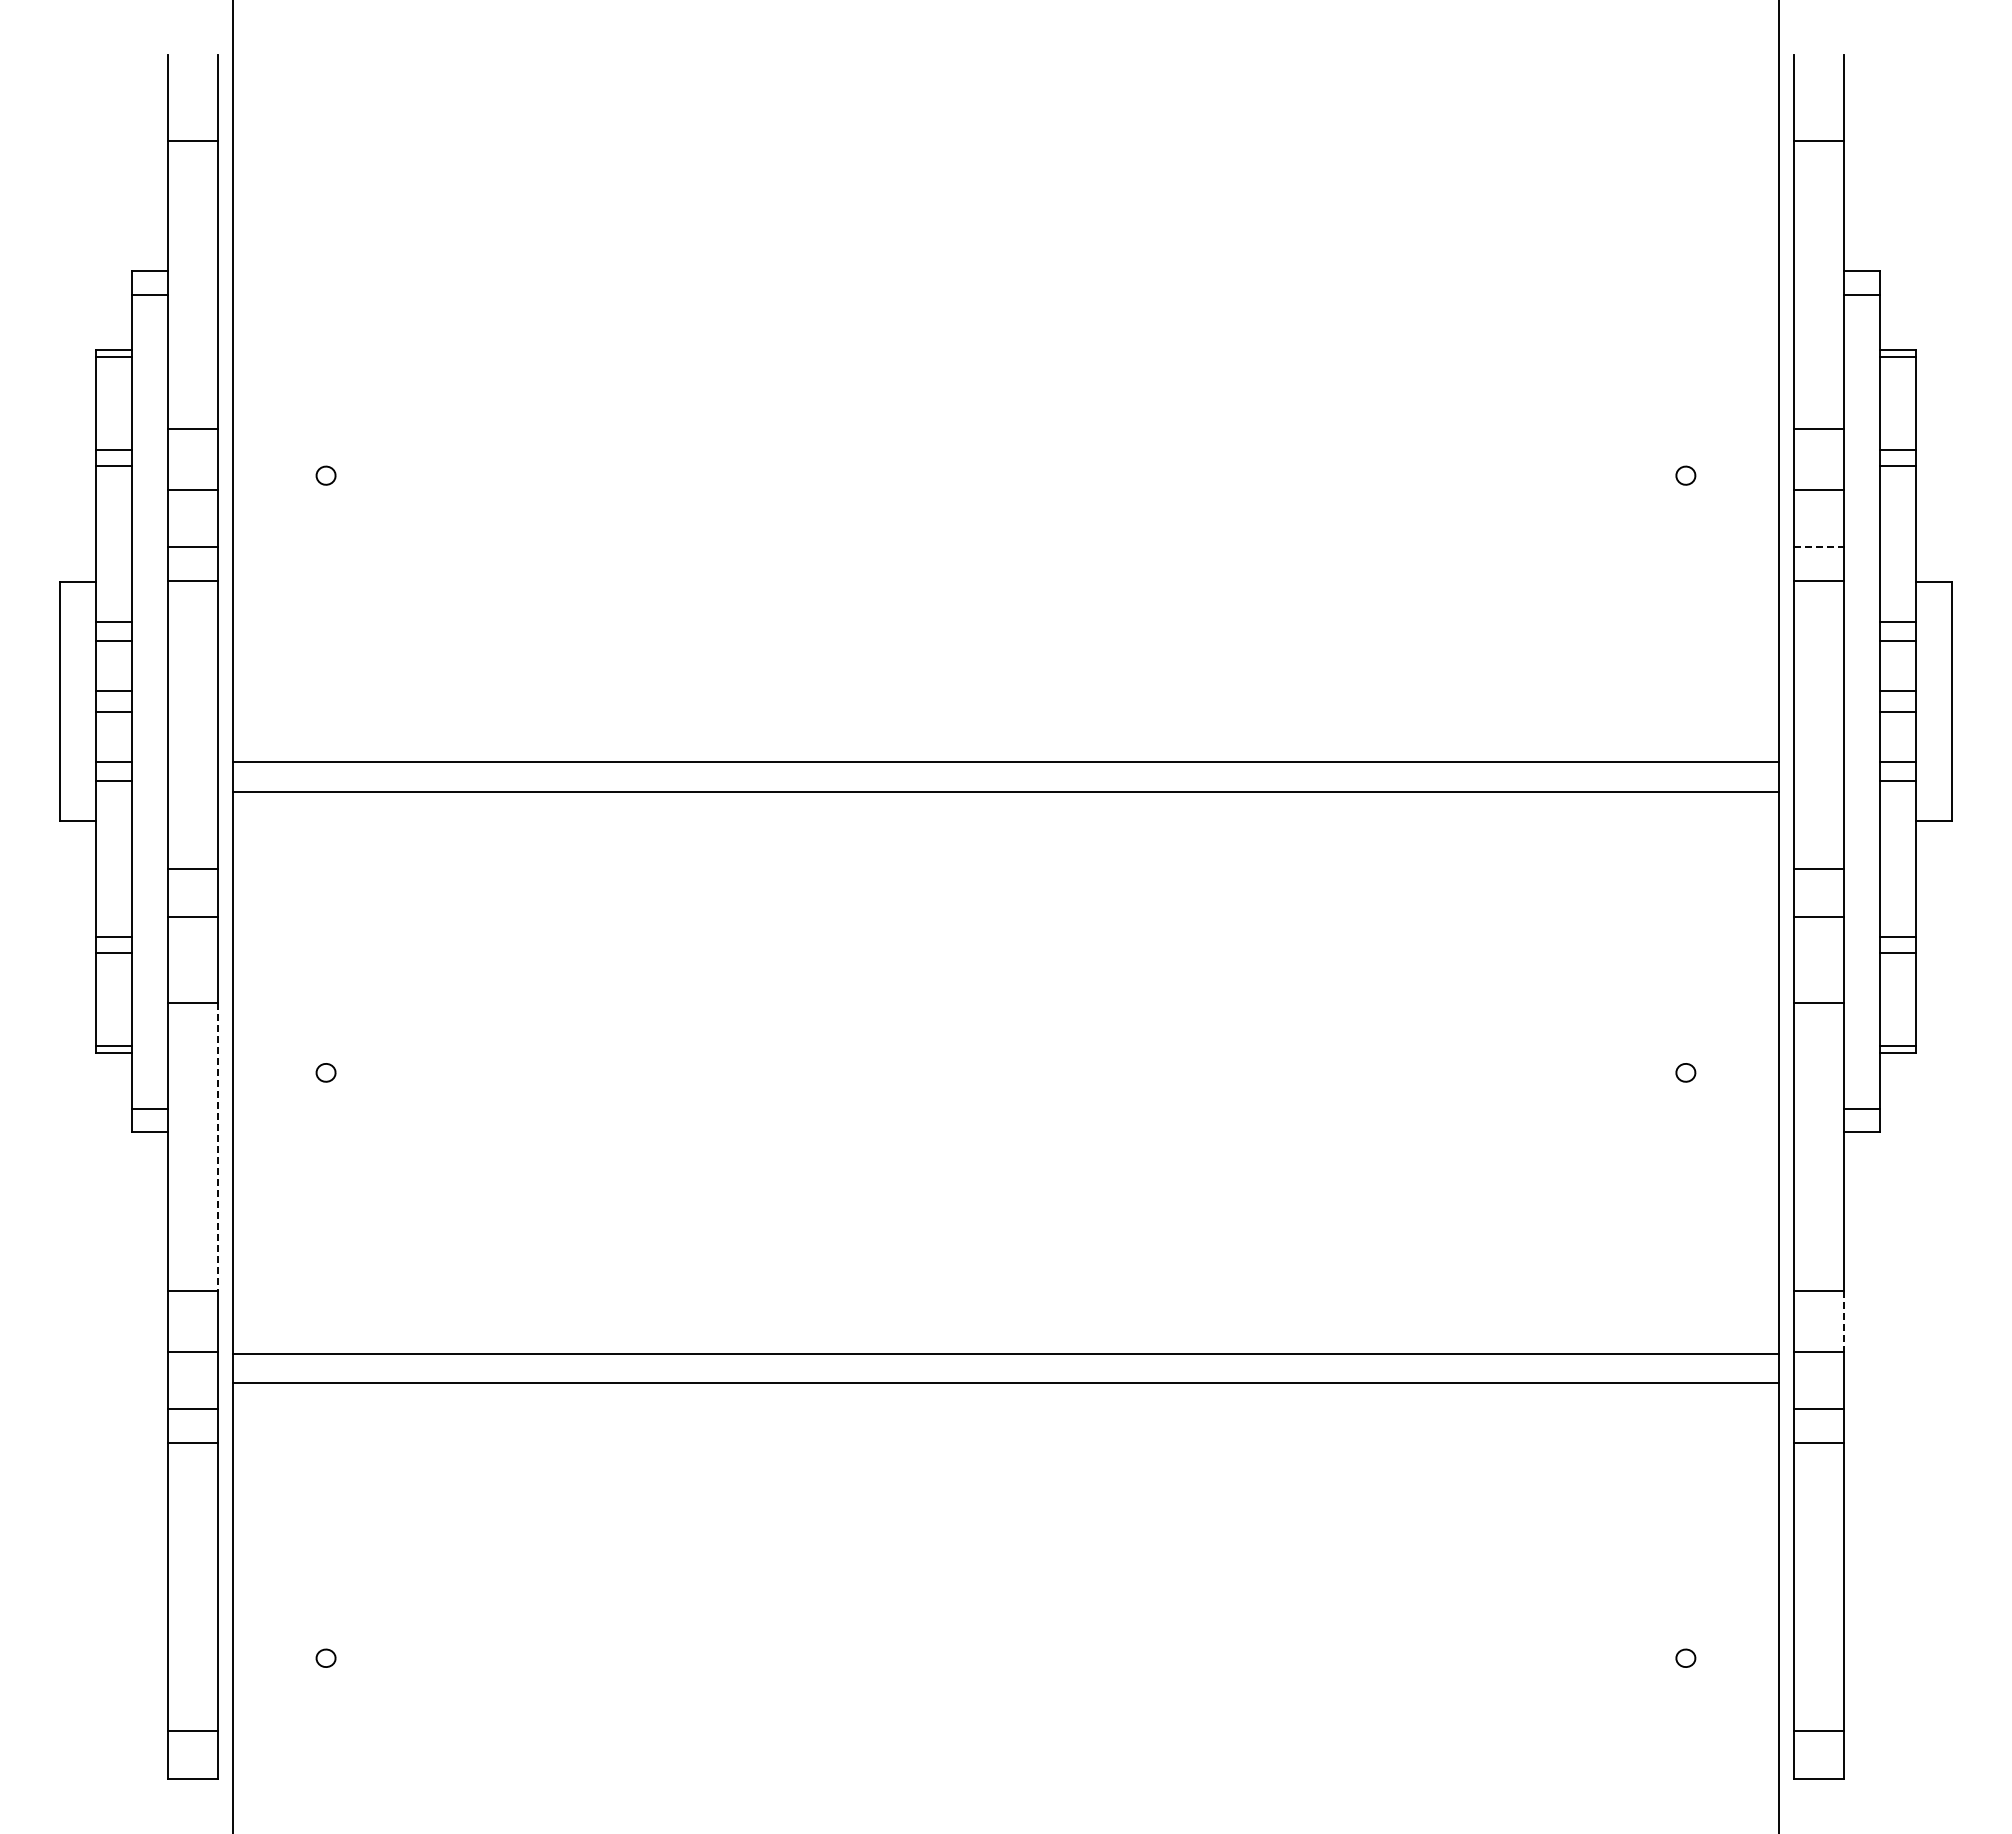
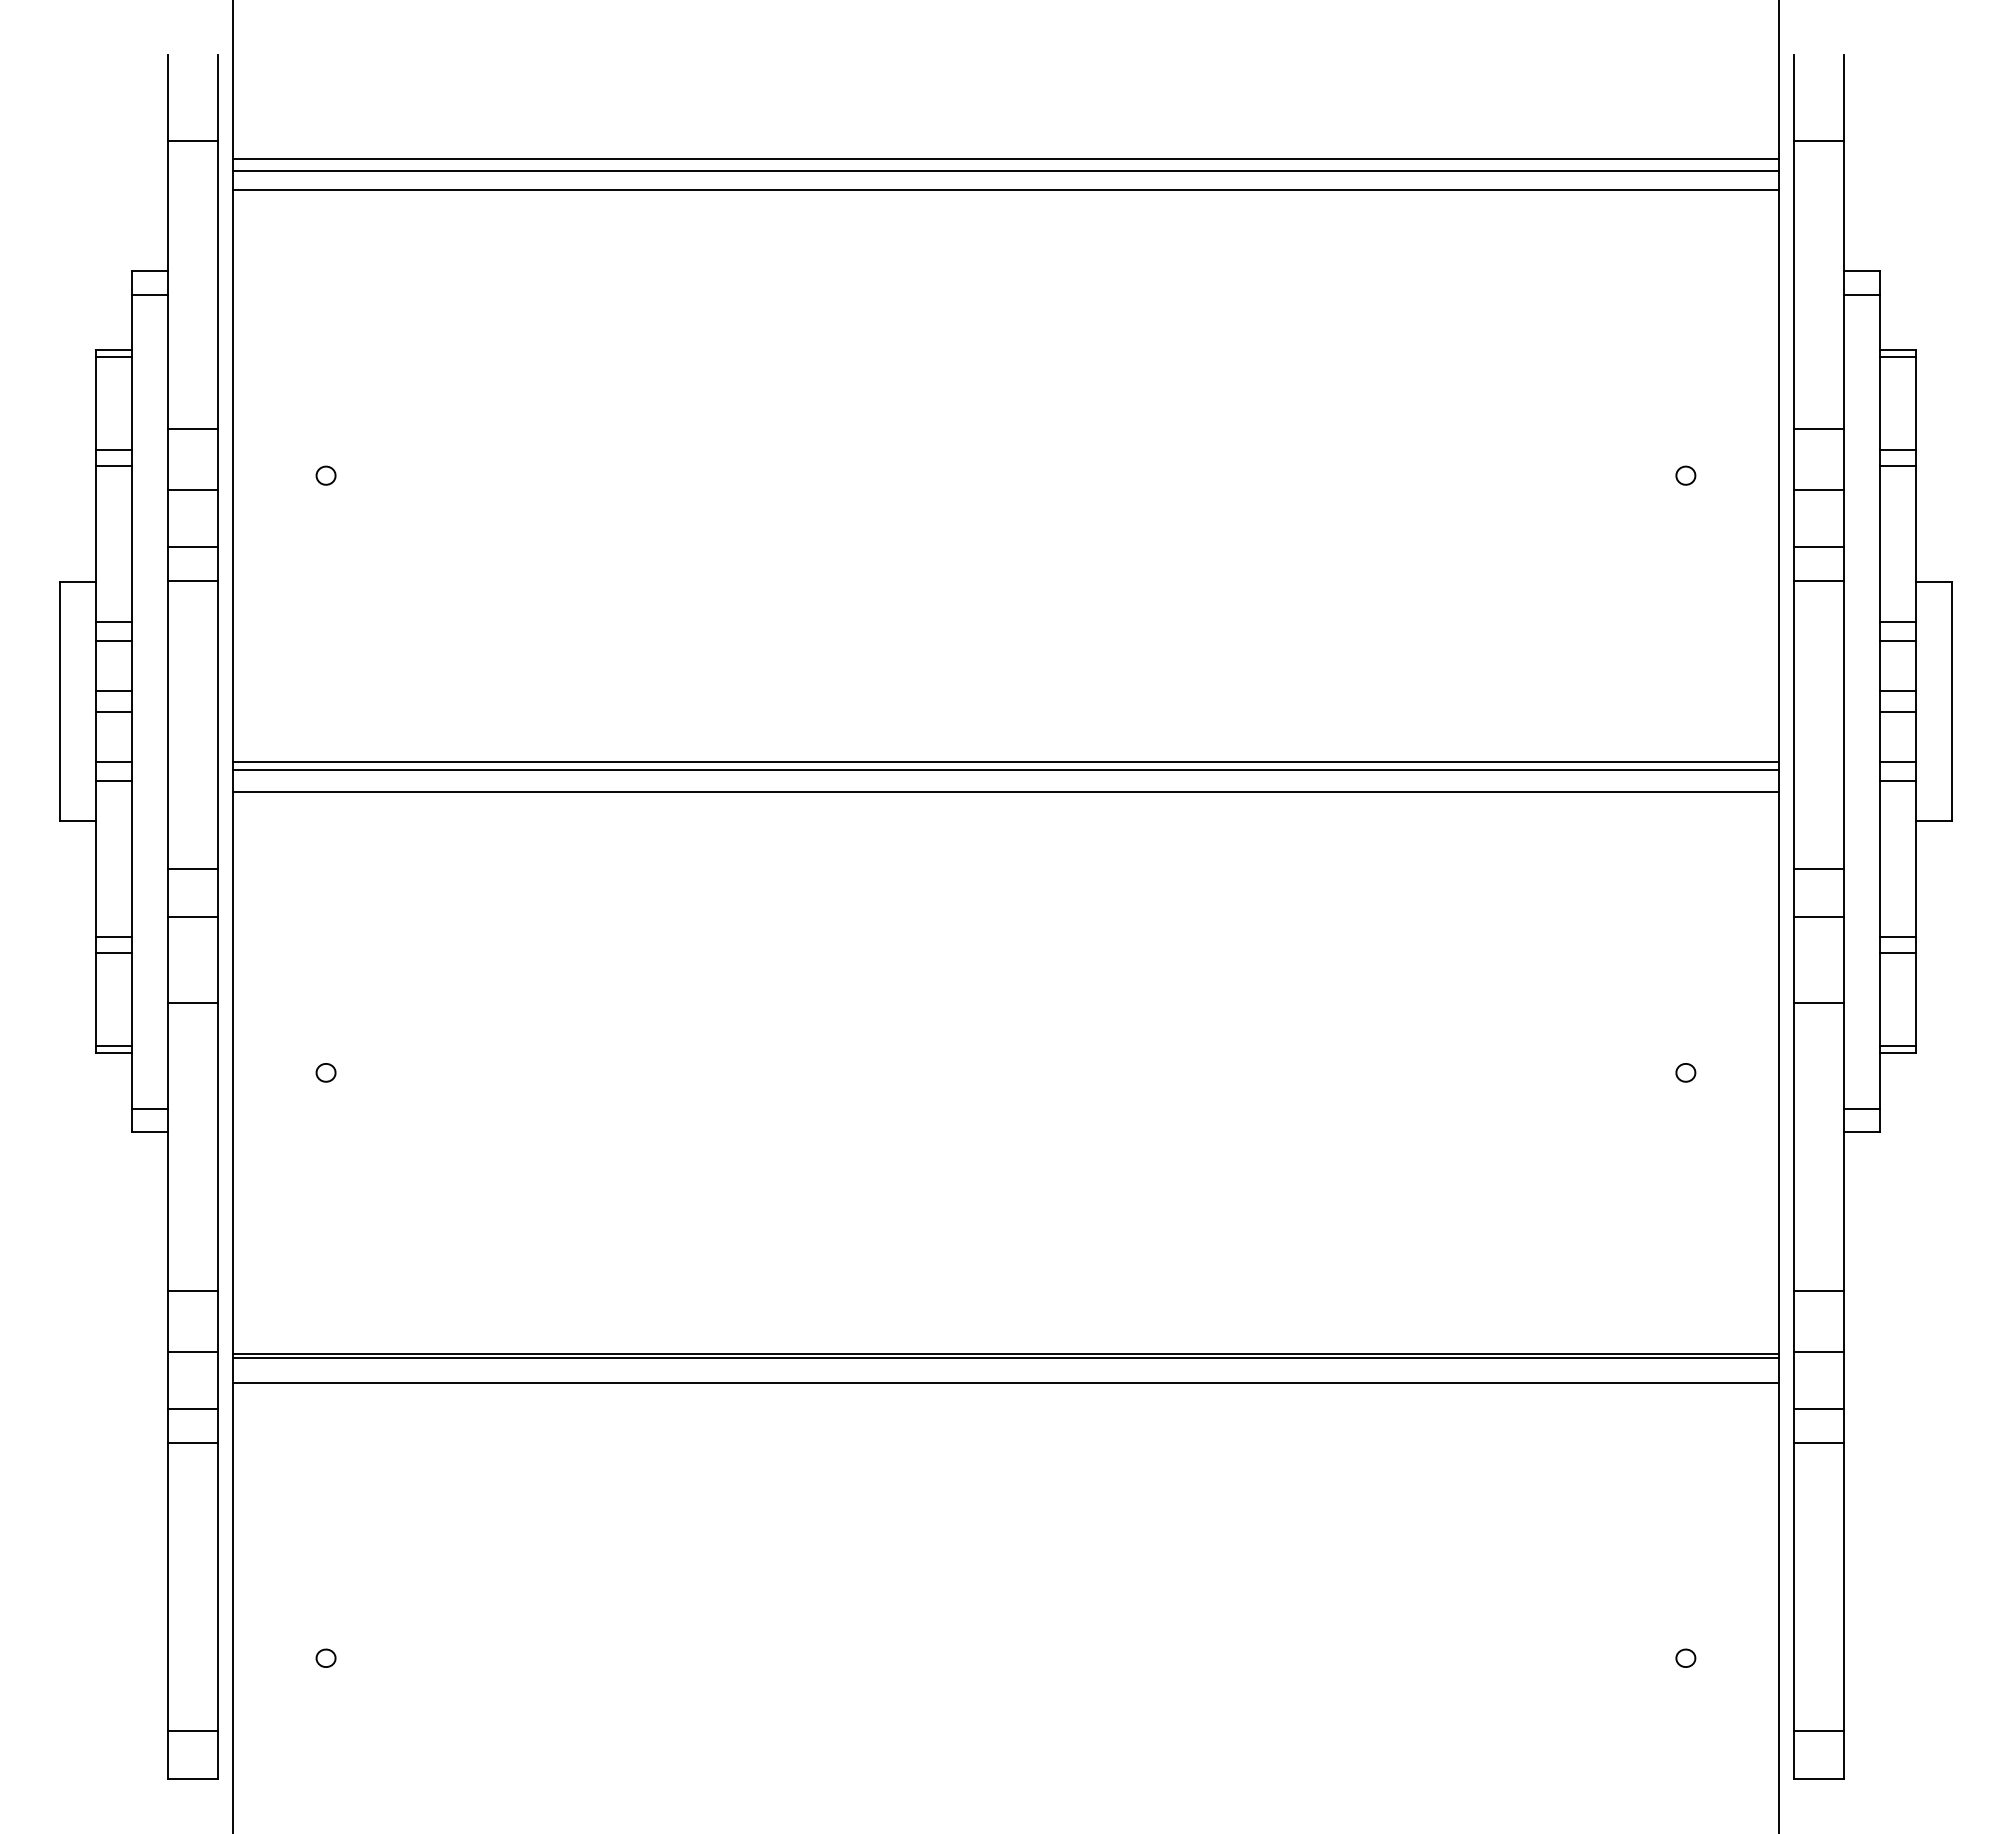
line: none -> present (1005, 159)
line: none -> present (1005, 170)
line: none -> present (1005, 189)
line: dashed -> solid (1819, 547)
line: none -> present (1005, 769)
line: dashed -> solid (218, 1147)
line: dashed -> solid (1843, 1321)
line: none -> present (1005, 1357)
